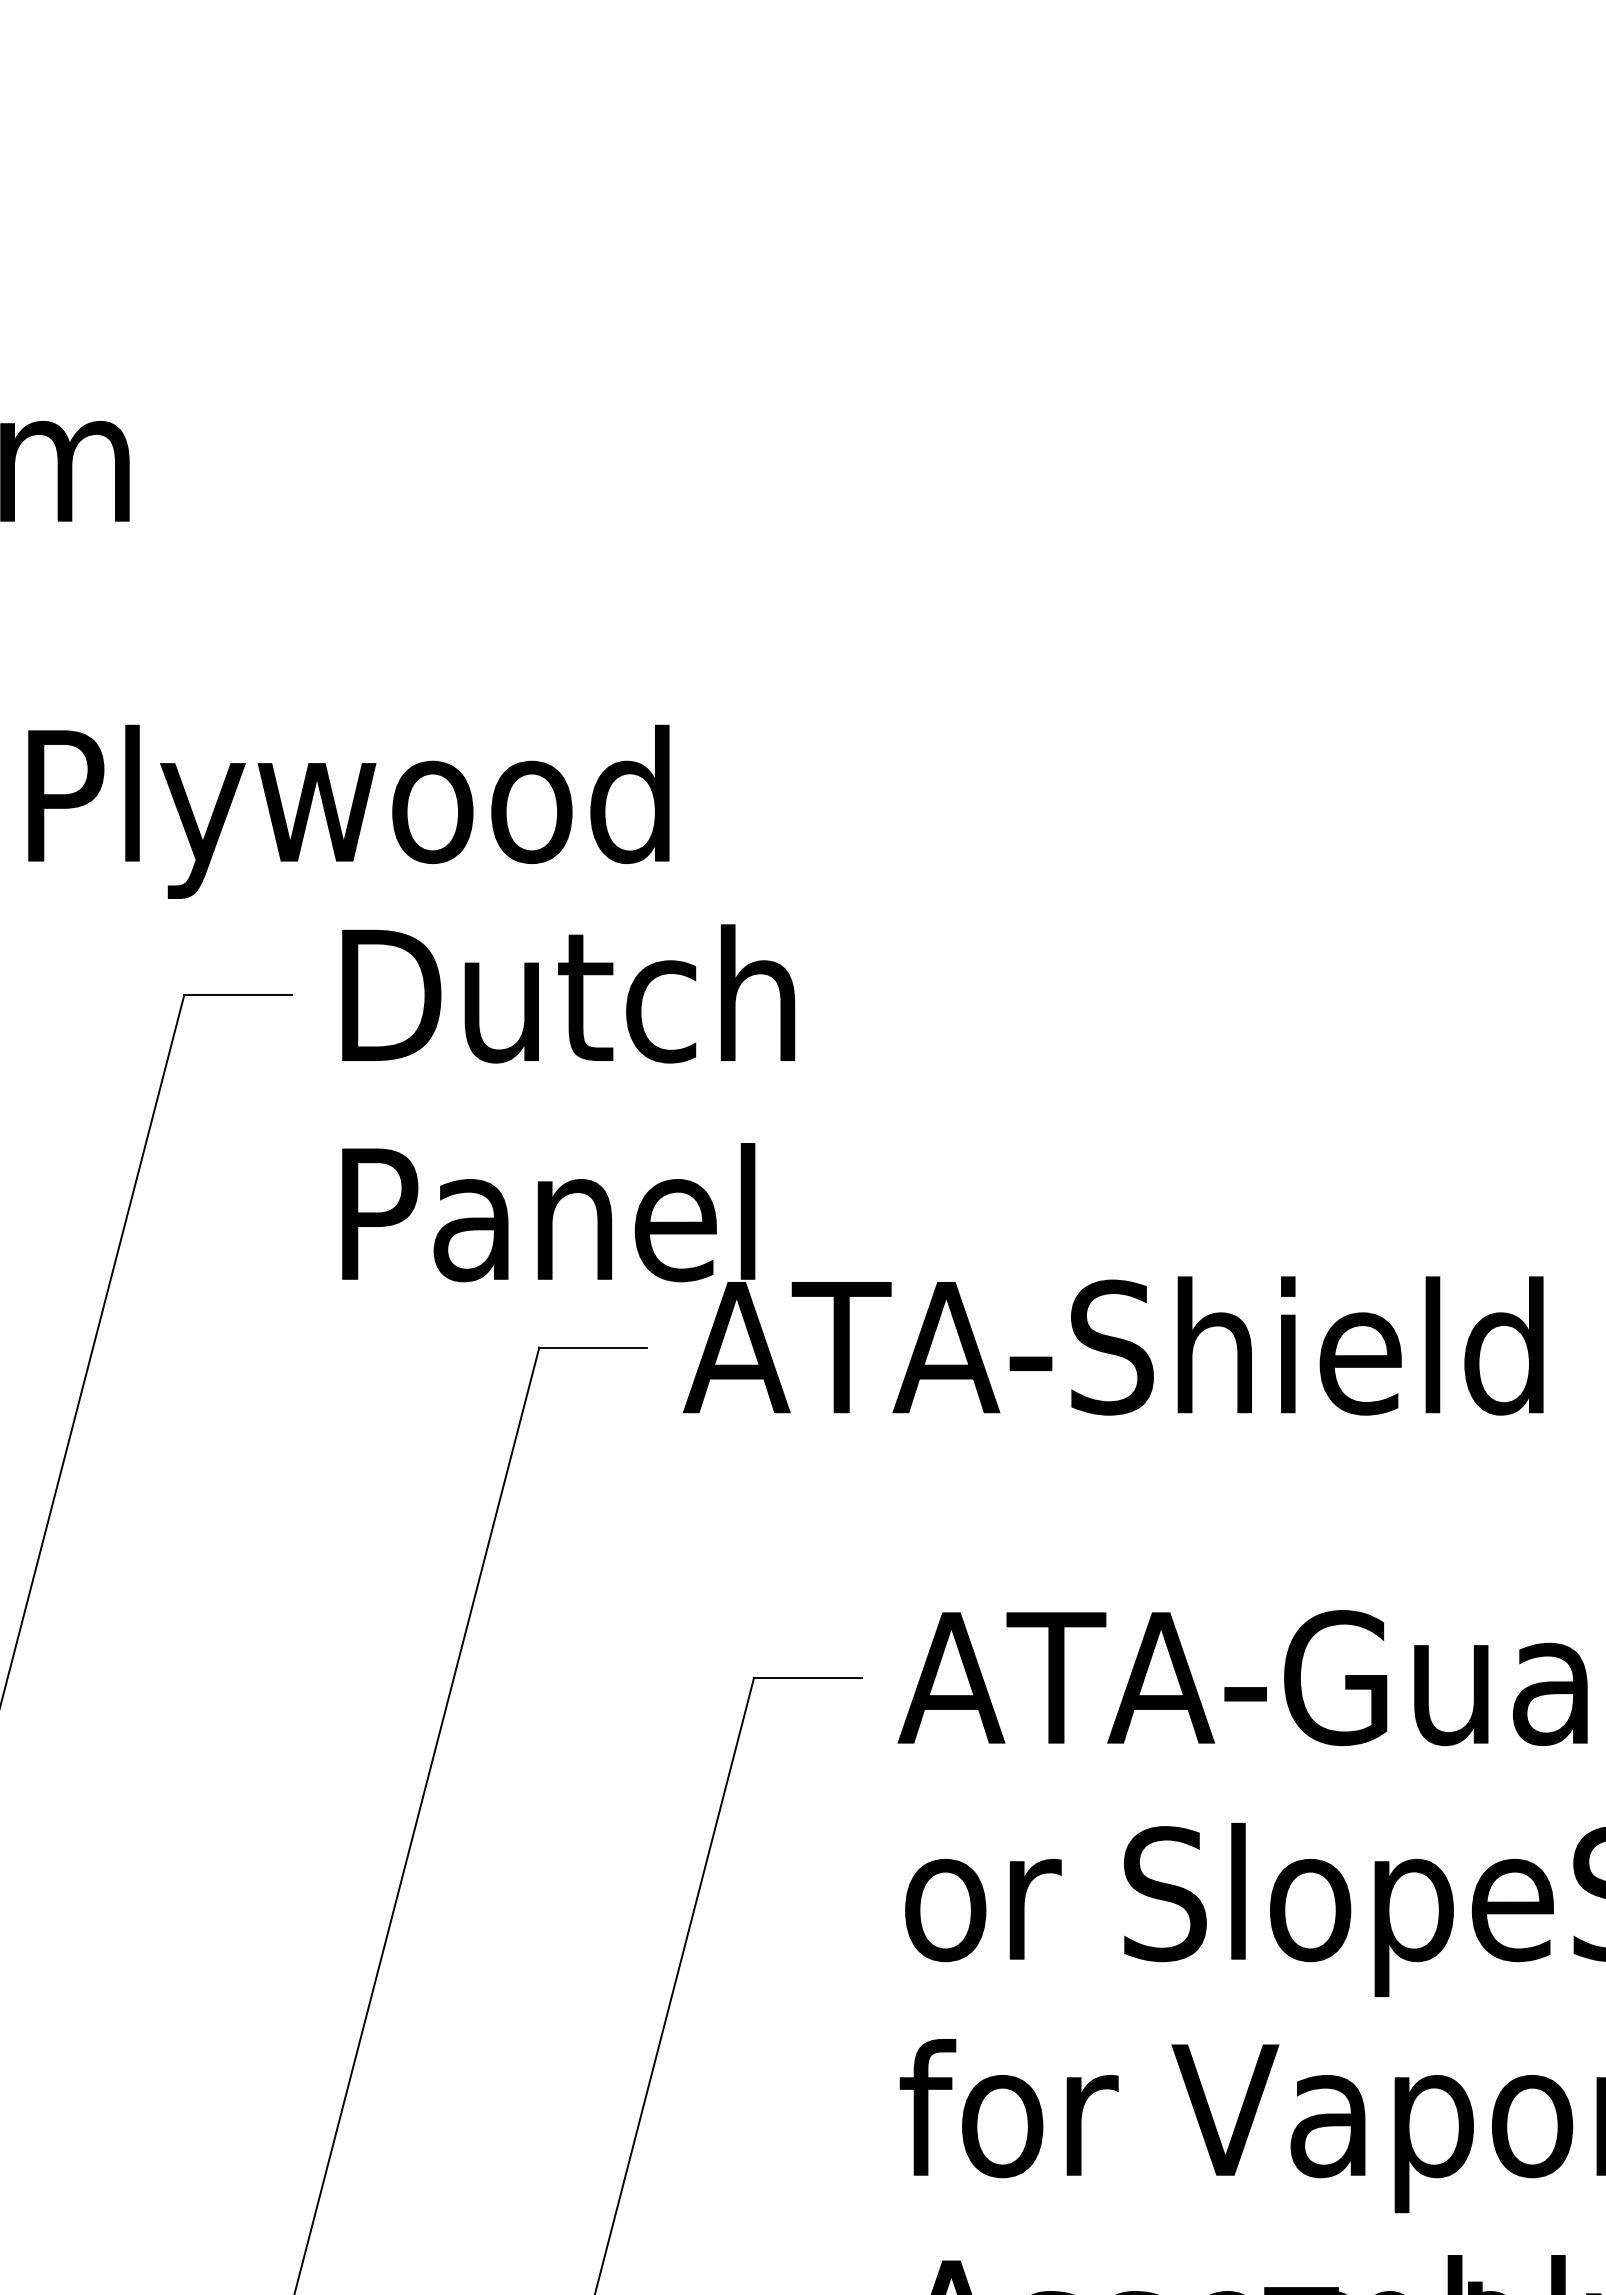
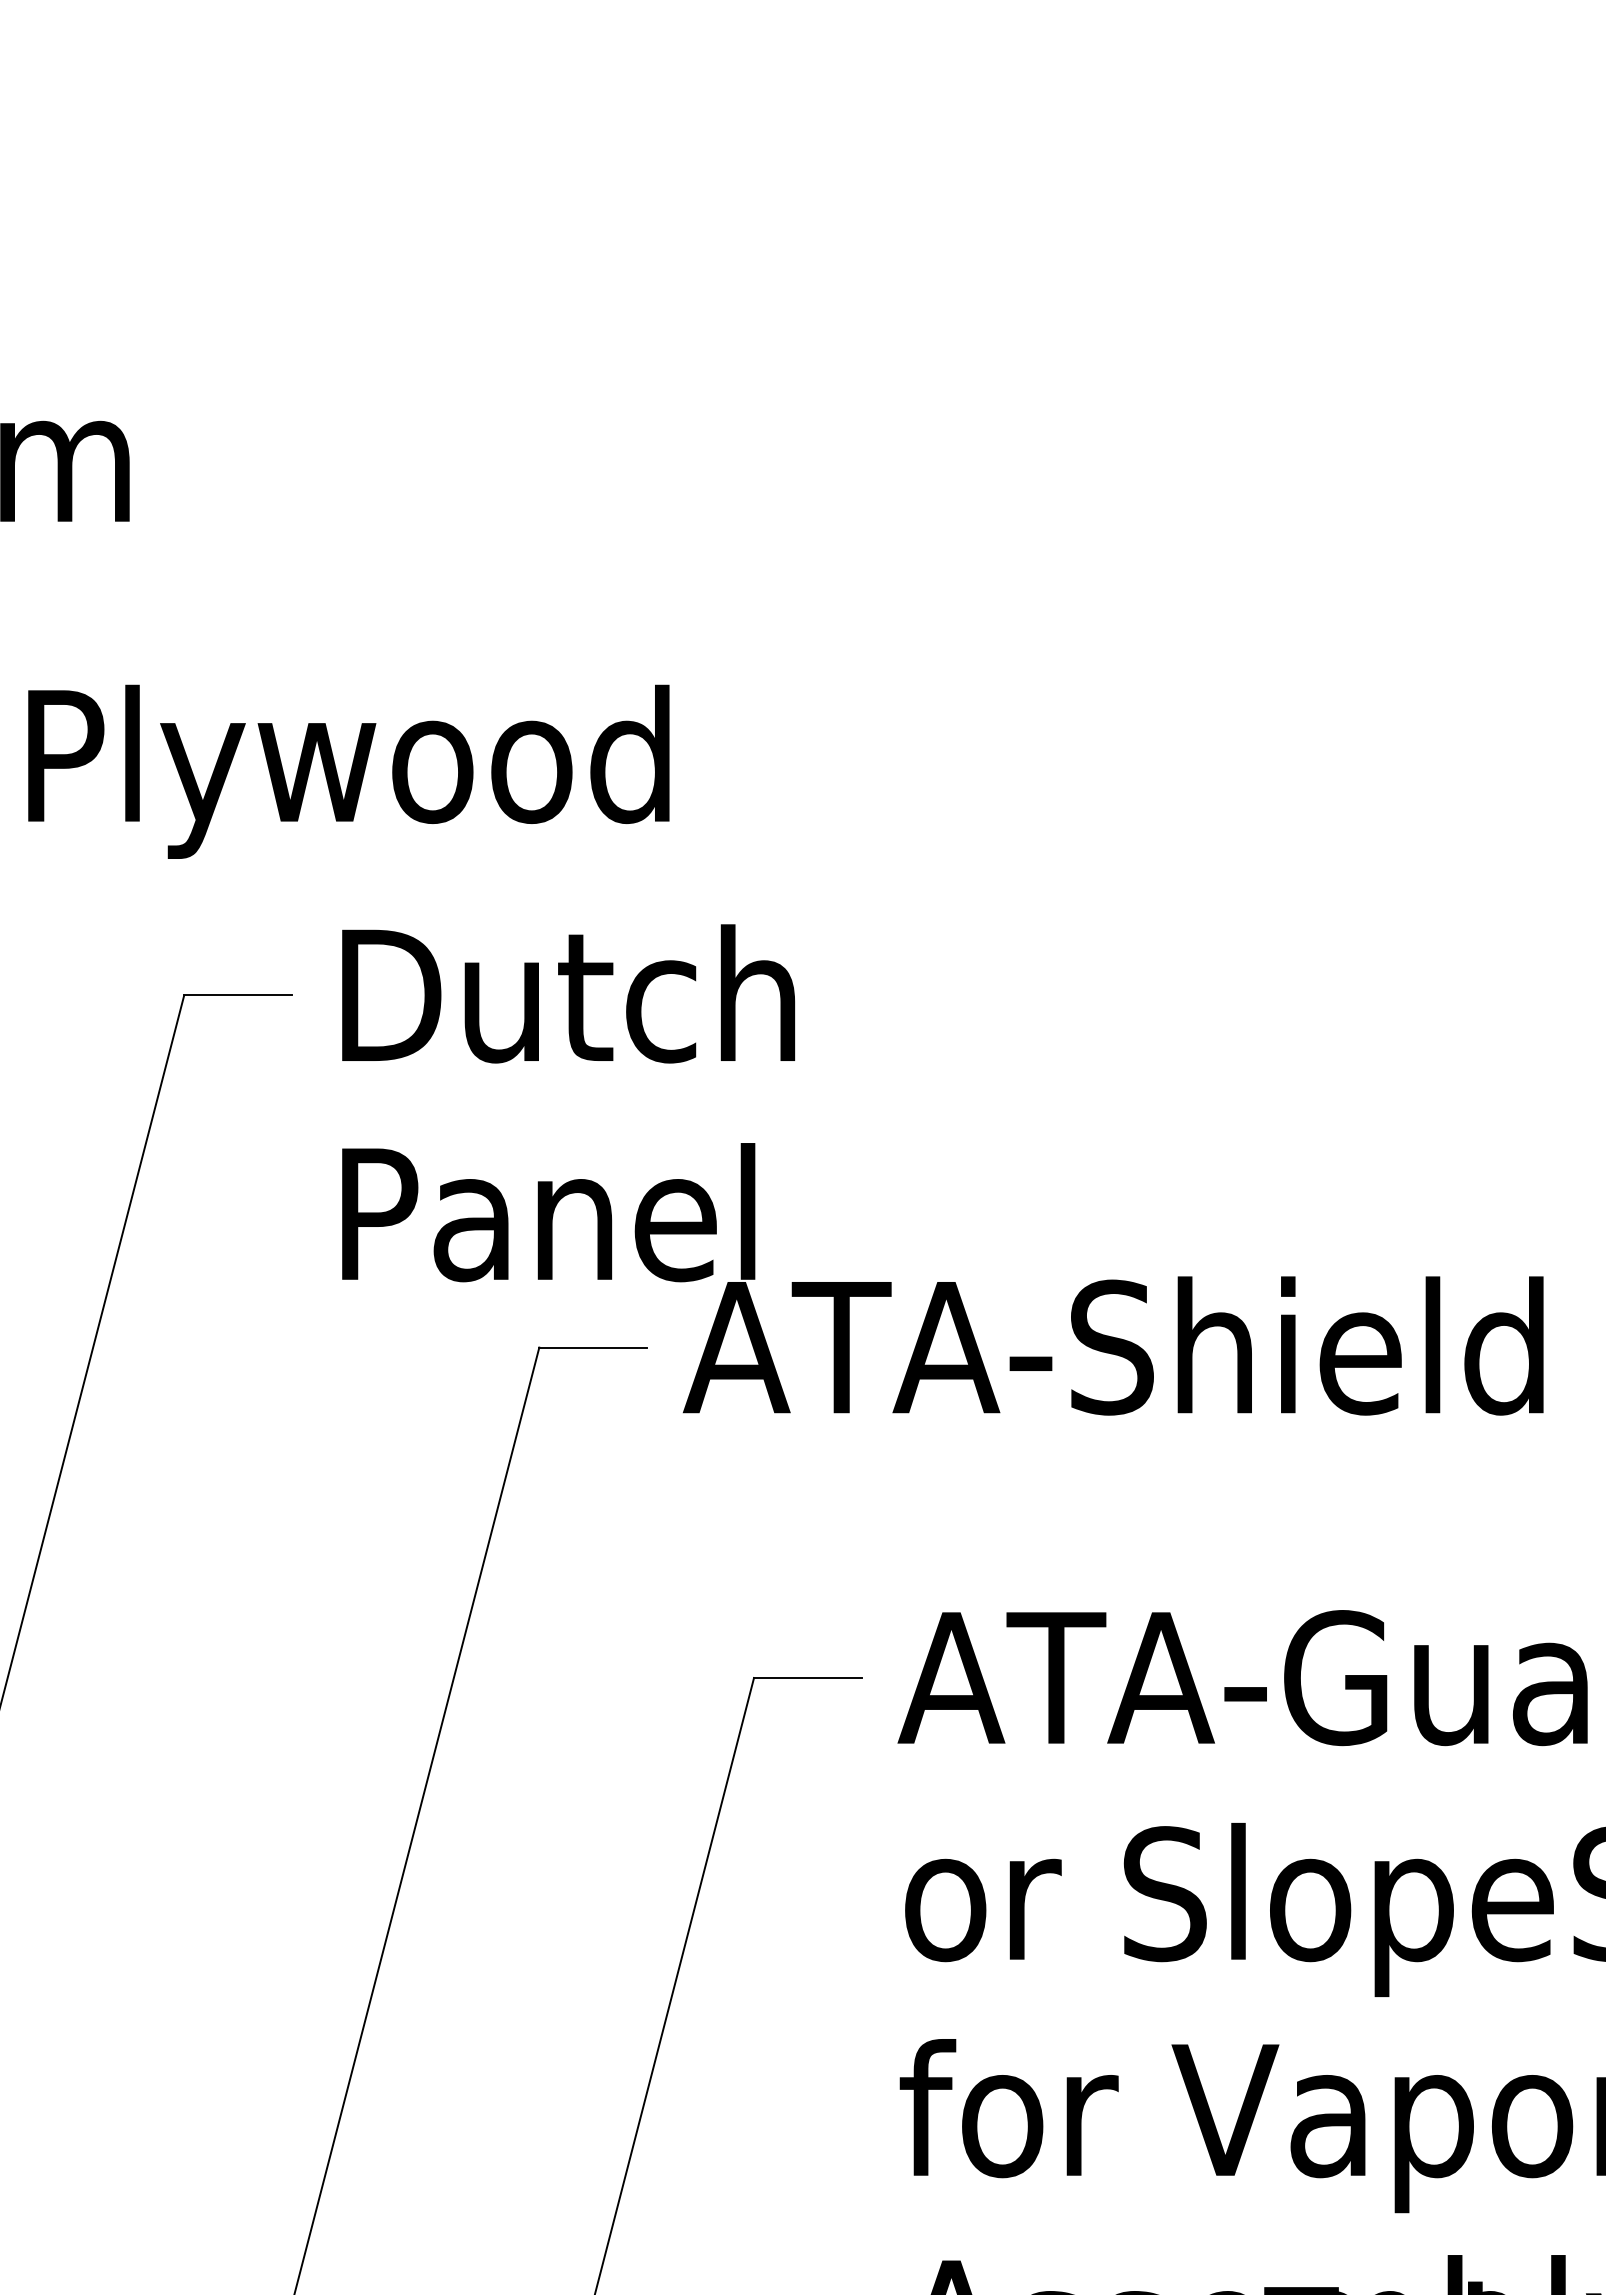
text position: (348, 811) -> (348, 771) (348, 771)
